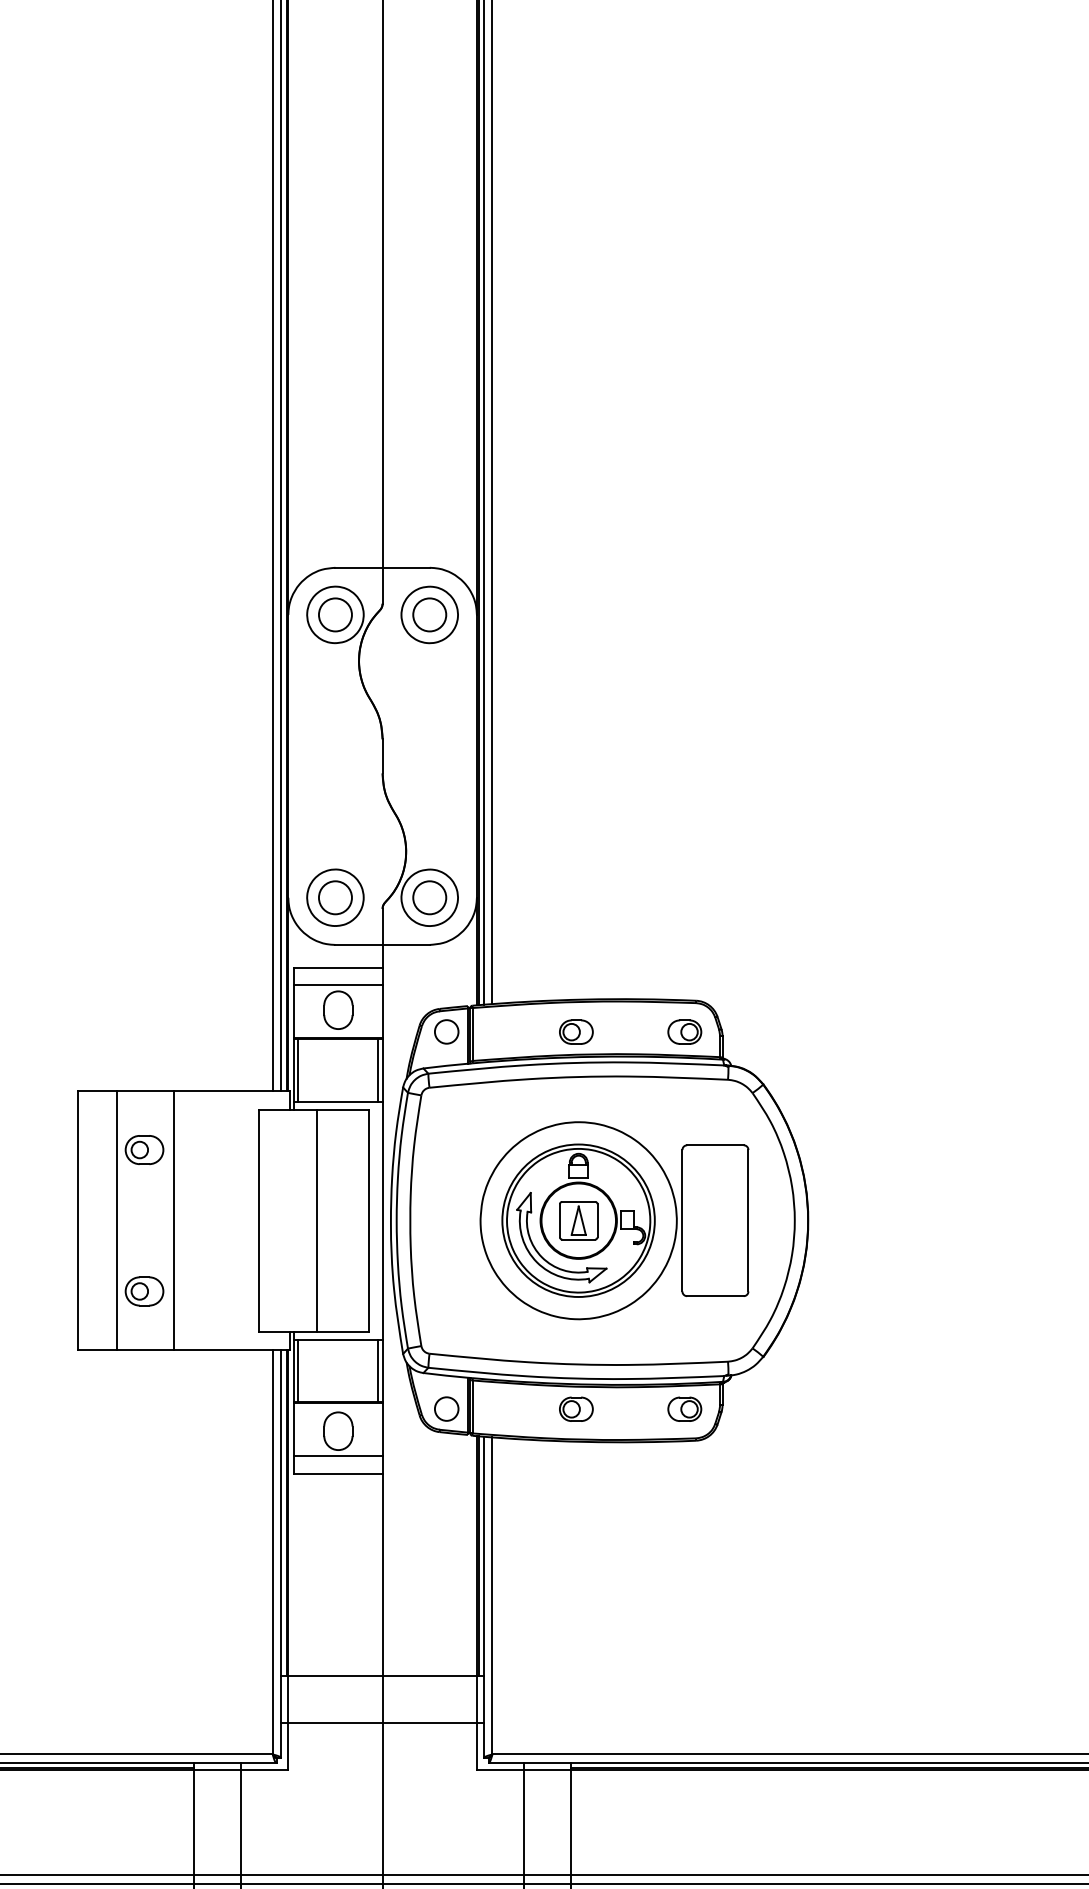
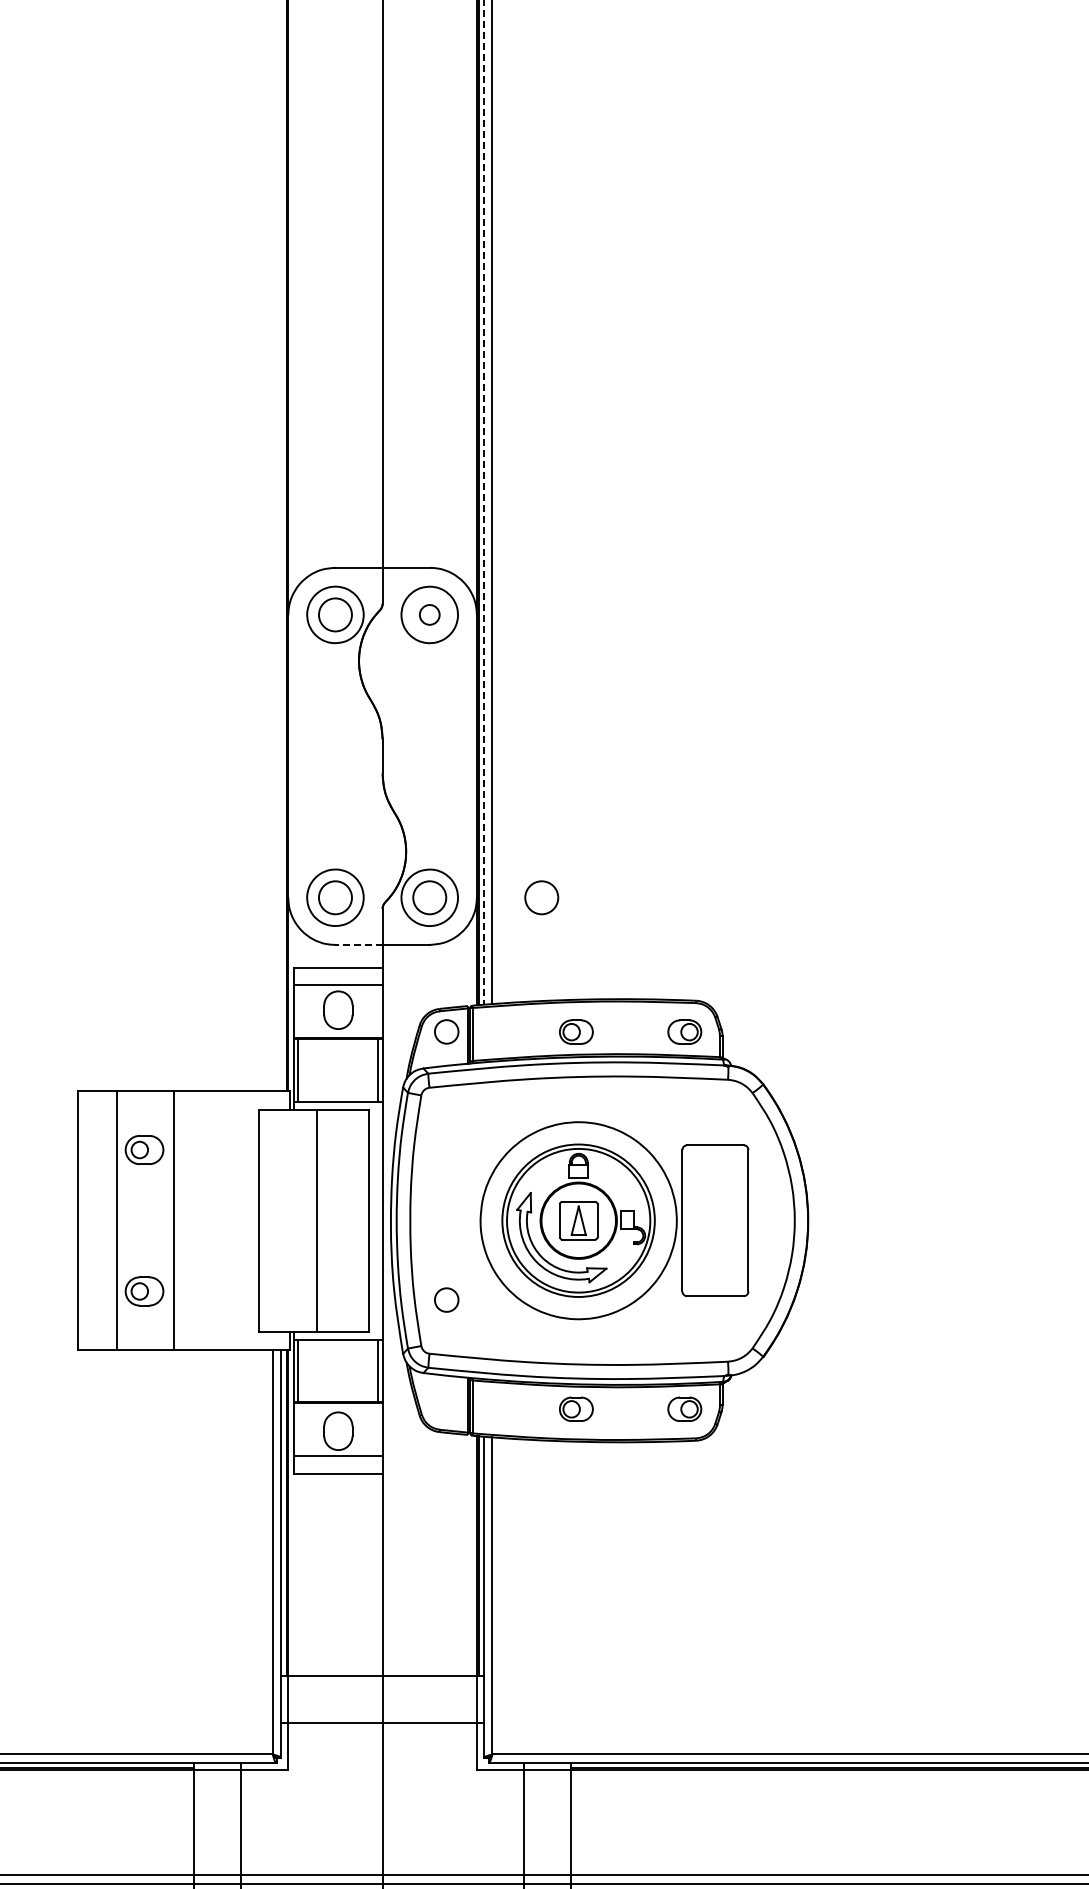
line: solid -> dashed (483, 502)
line: present -> none (272, 546)
line: present -> none (281, 546)
circle diameter: 33 px -> 20 px (429, 614)
circle: none -> present (541, 897)
line: solid -> dashed (359, 944)
circle position: (446, 1408) -> (446, 1299) (446, 1299)
